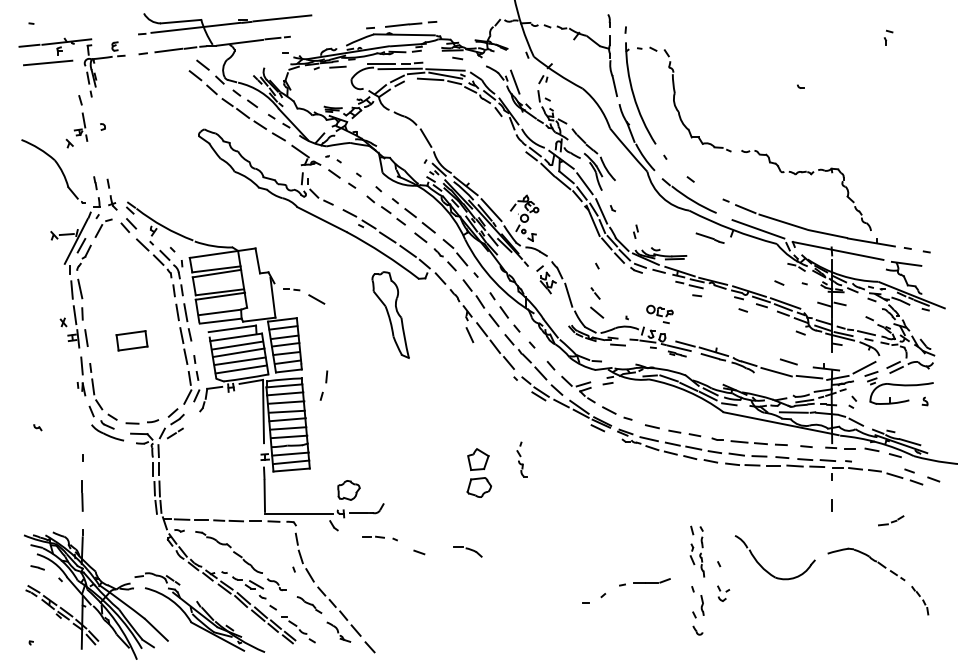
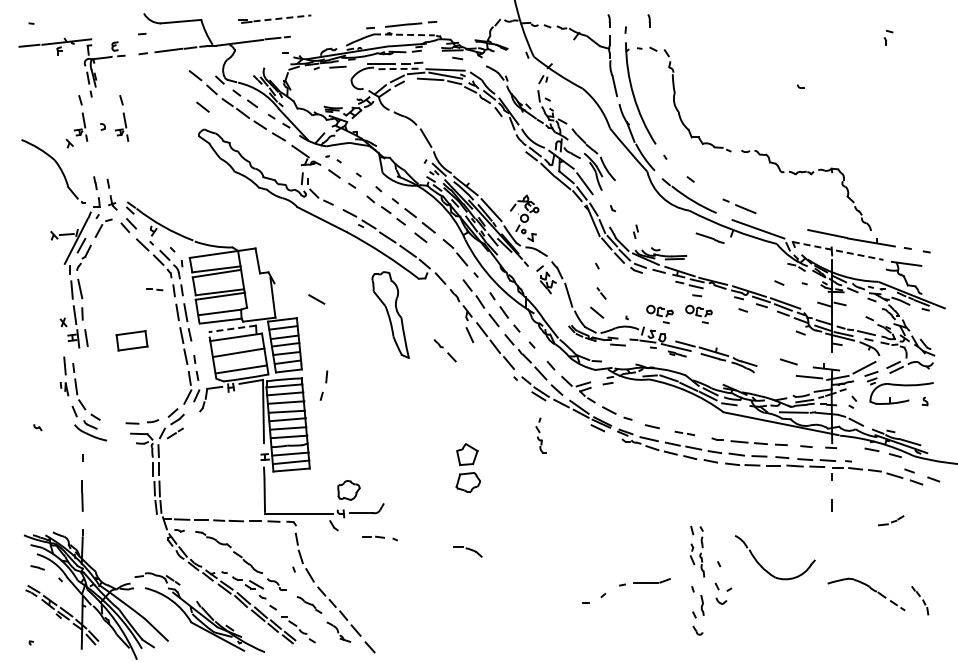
line: solid -> dashed (282, 18)
part: none -> present (648, 20)
line: present -> none (195, 27)
line: solid -> dashed (404, 34)
line: present -> none (48, 62)
line position: (202, 64) -> (202, 106) (202, 106)
line: solid -> dashed (400, 68)
line: present -> none (514, 81)
part: none -> present (121, 118)
line: present -> none (601, 211)
line: present -> none (782, 221)
line: solid -> dashed (838, 251)
part position: (444, 259) -> (444, 350) (444, 350)
part position: (291, 289) -> (154, 289) (154, 289)
line position: (595, 293) -> (601, 293) (601, 293)
part: none -> present (698, 314)
line: solid -> dashed (232, 328)
line: present -> none (237, 345)
line: present -> none (239, 360)
line: present -> none (776, 371)
part position: (100, 398) -> (83, 398) (83, 398)
part size: 34x9 px -> 22x7 px (684, 433)
line: present -> none (849, 448)
part position: (521, 459) -> (540, 435) (540, 435)
part position: (479, 472) -> (468, 467) (468, 467)
line: present -> none (419, 552)
part position: (870, 559) -> (870, 589) (870, 589)
part size: 14x17 px -> 19x24 px (723, 593)
